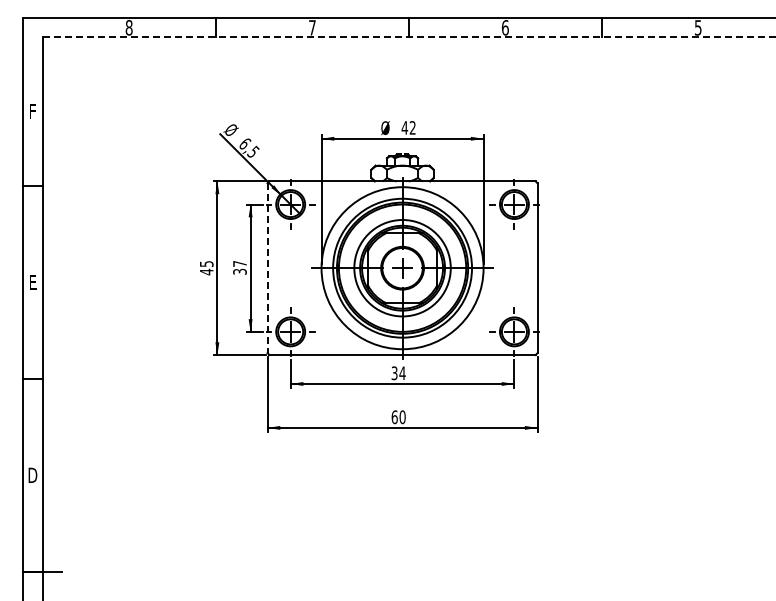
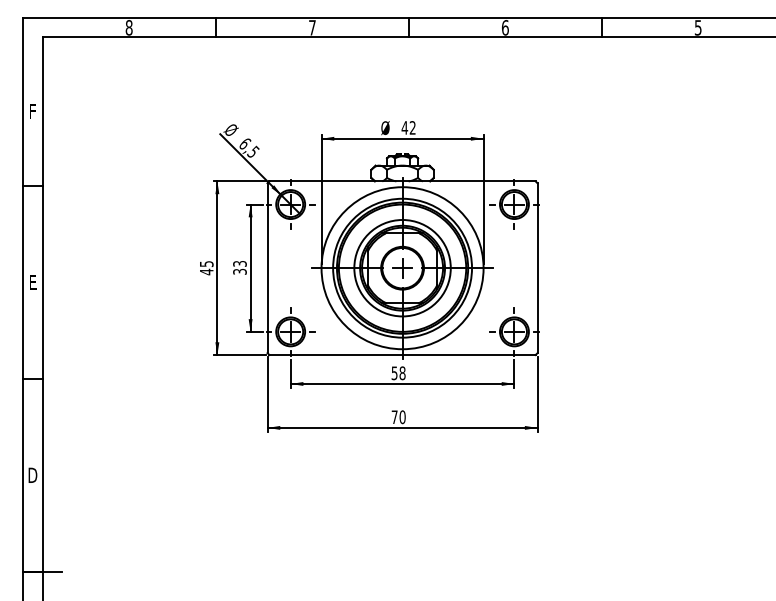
line: dashed -> solid (409, 37)
text: 37 -> 33 (239, 263)
line: dashed -> solid (267, 268)
text: 34 -> 58 (398, 373)
text: 60 -> 70 (394, 417)
